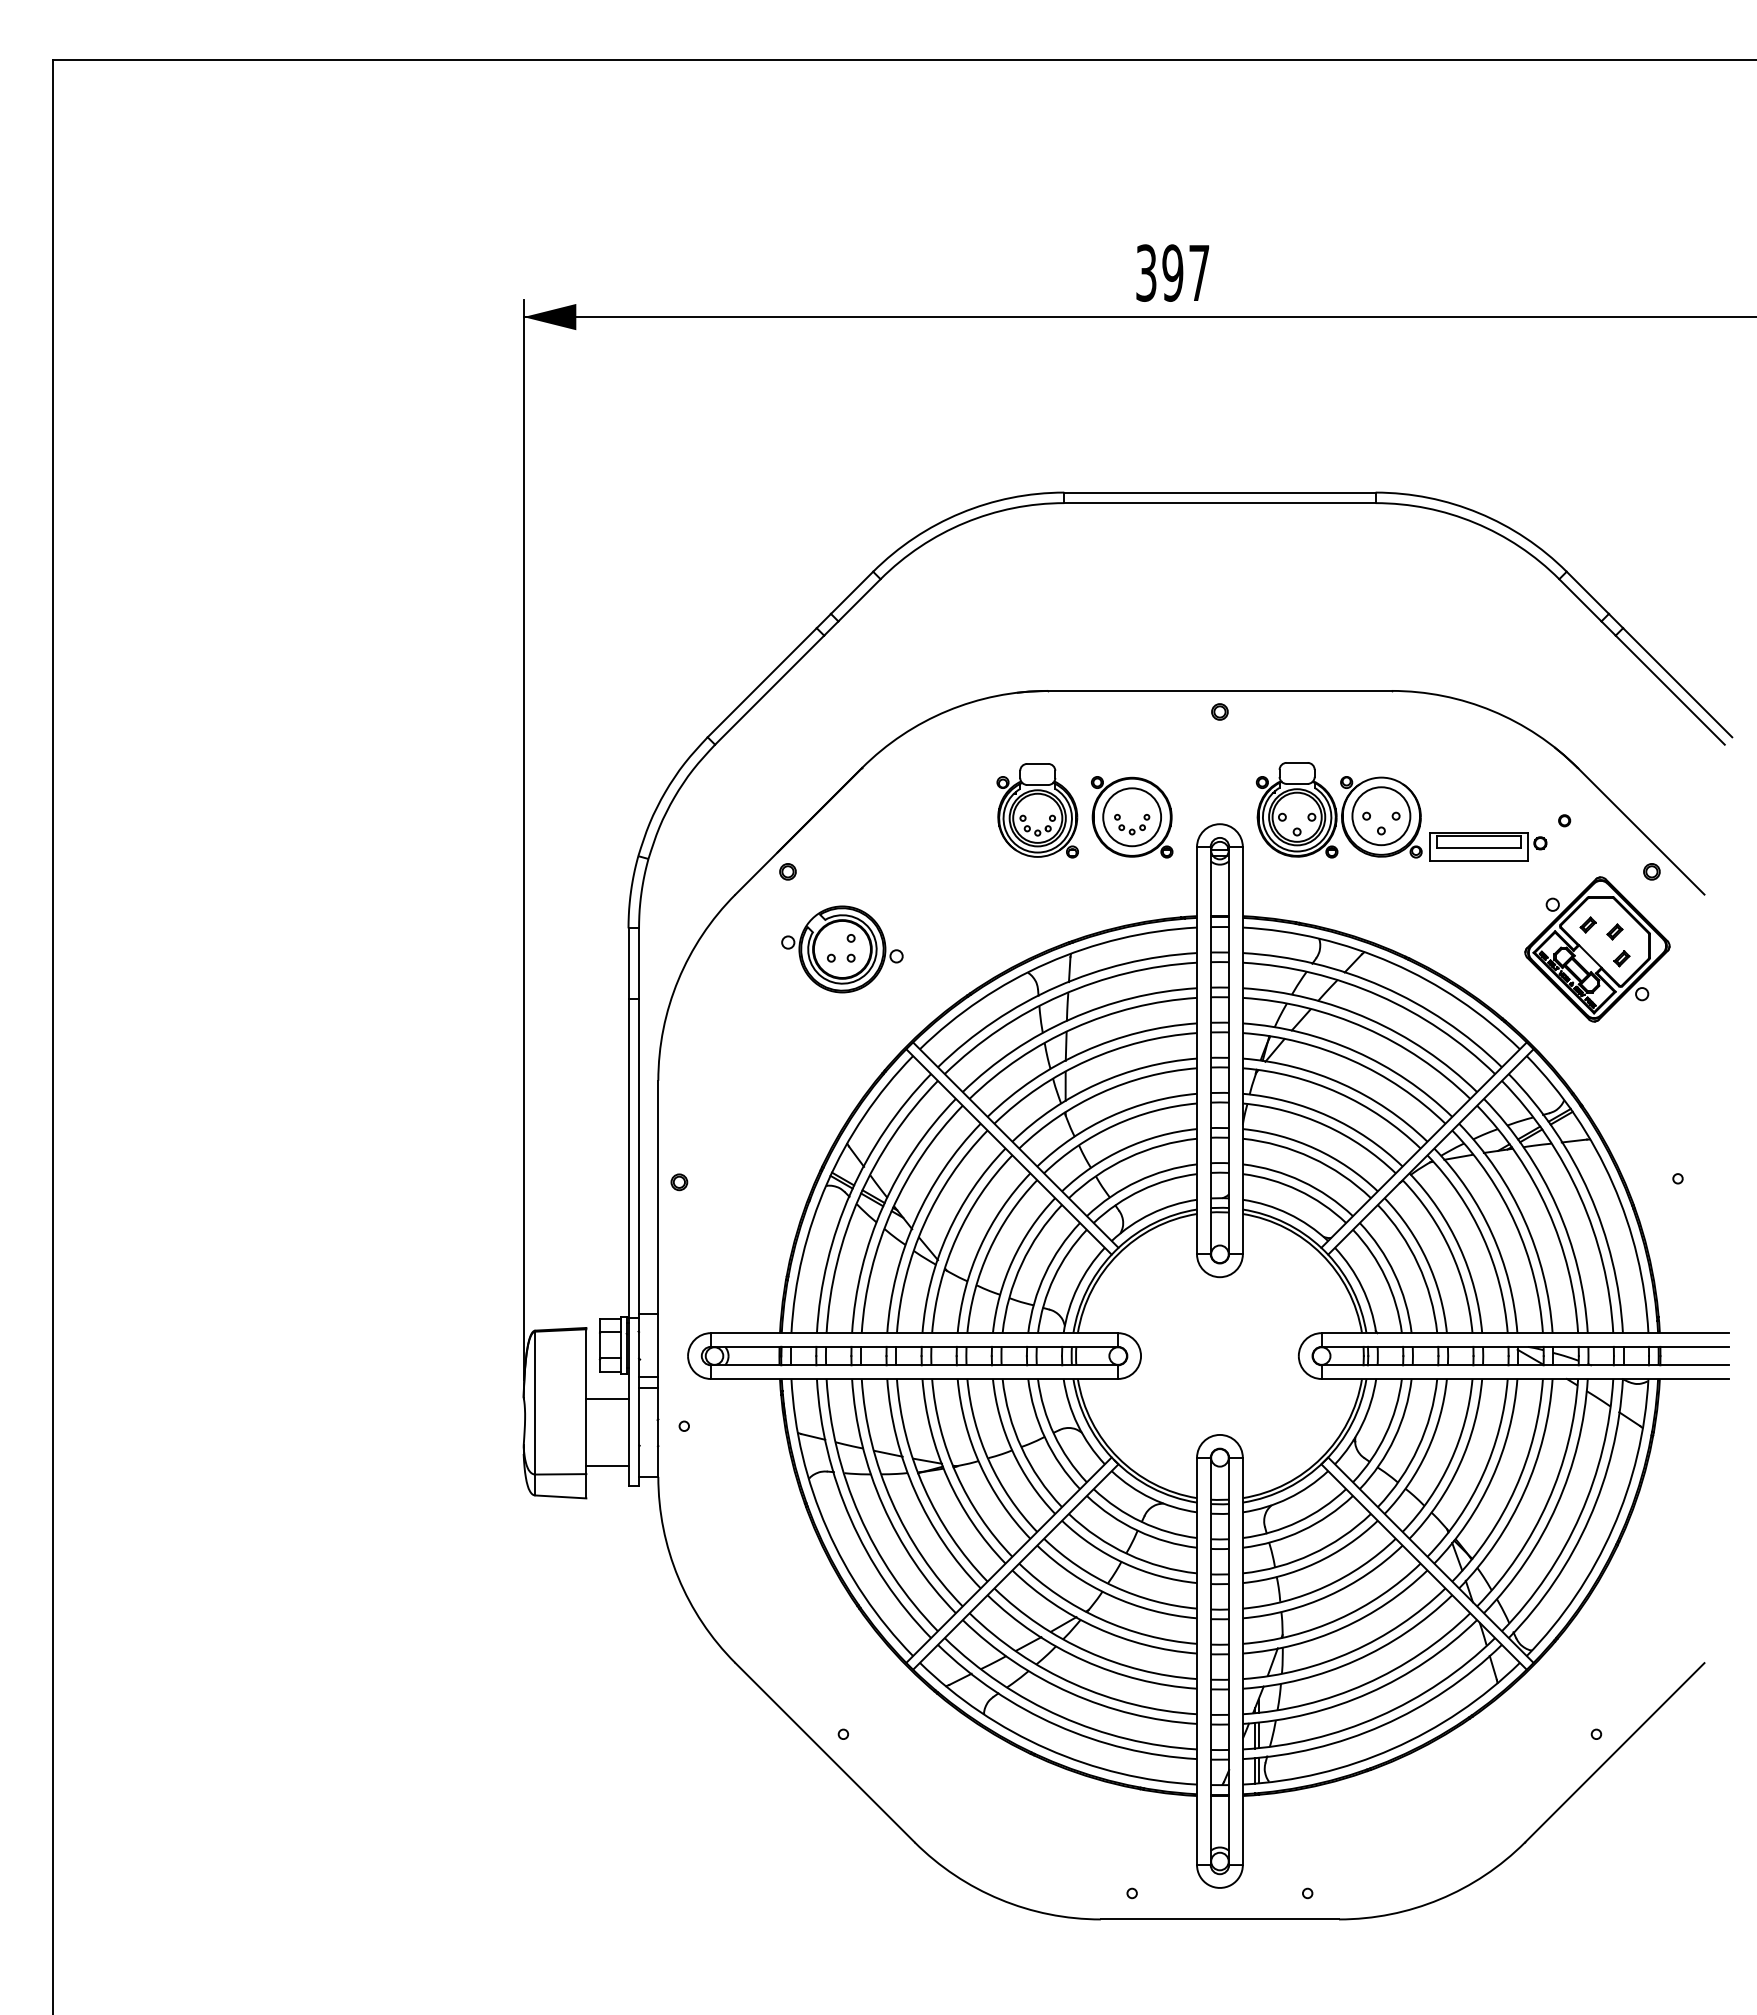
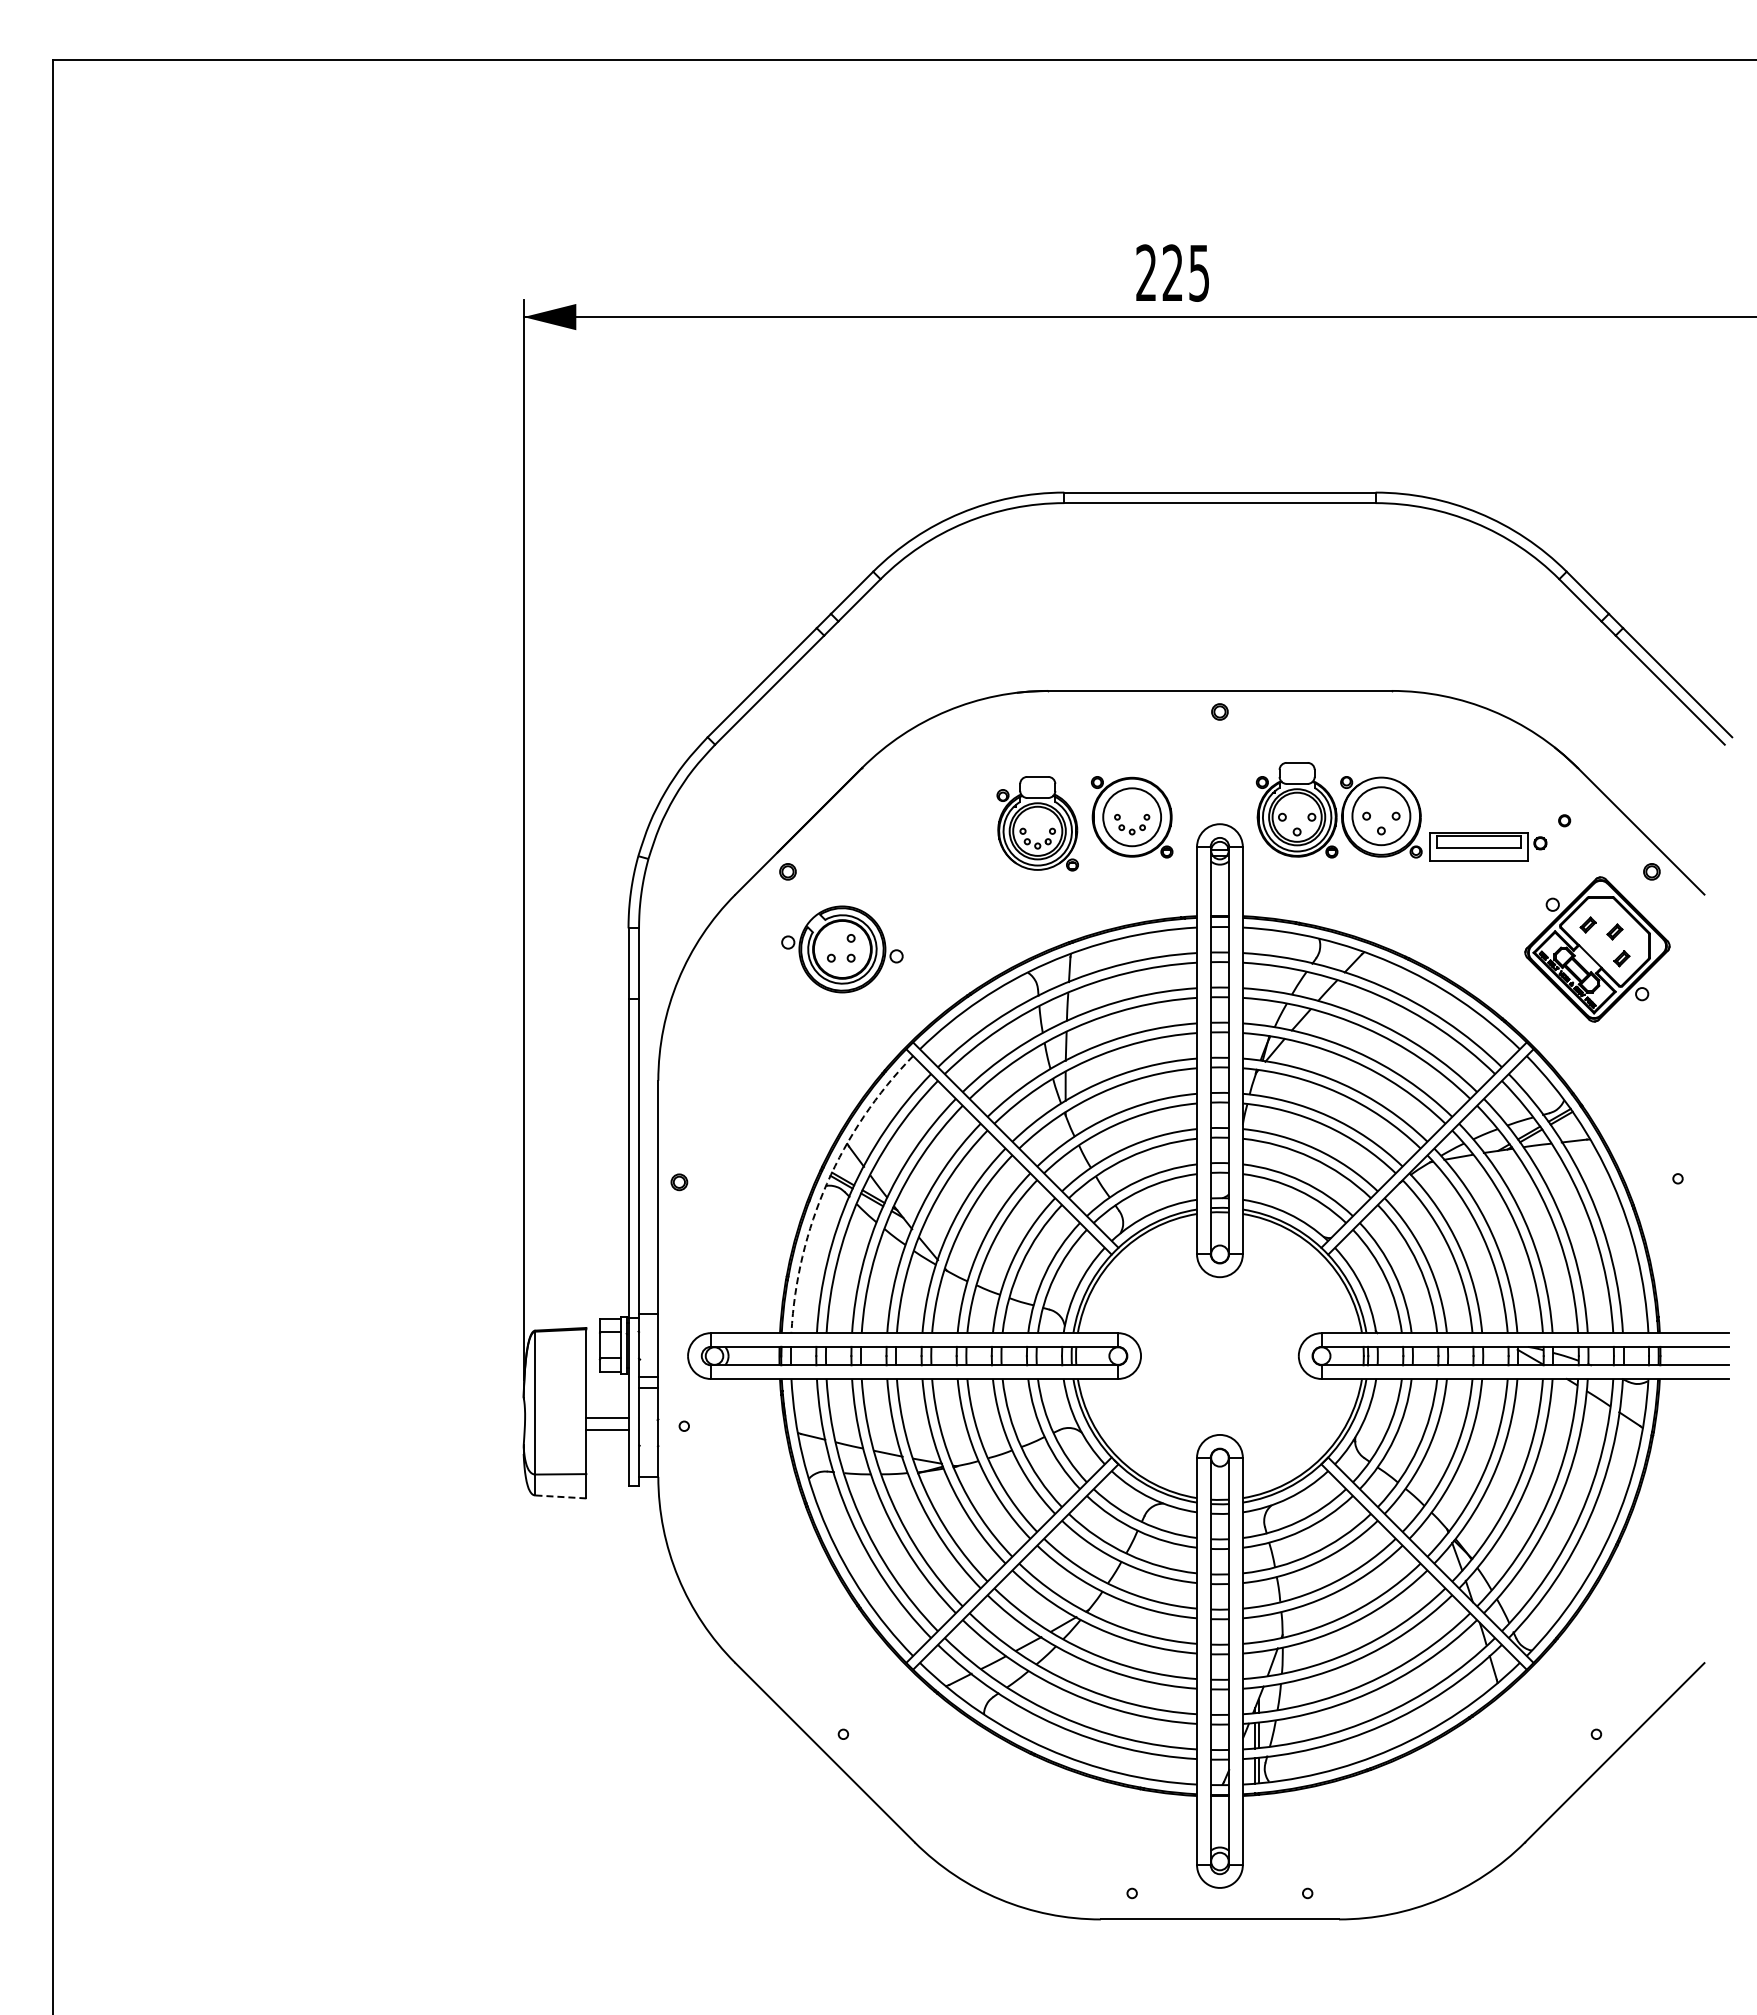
text: 397 -> 225 (1172, 272)
part position: (1037, 810) -> (1037, 823) (1037, 823)
arc: solid -> dashed (827, 1183)
line position: (607, 1399) -> (607, 1418) (607, 1418)
line position: (607, 1465) -> (607, 1429) (607, 1429)
line: solid -> dashed (560, 1496)
